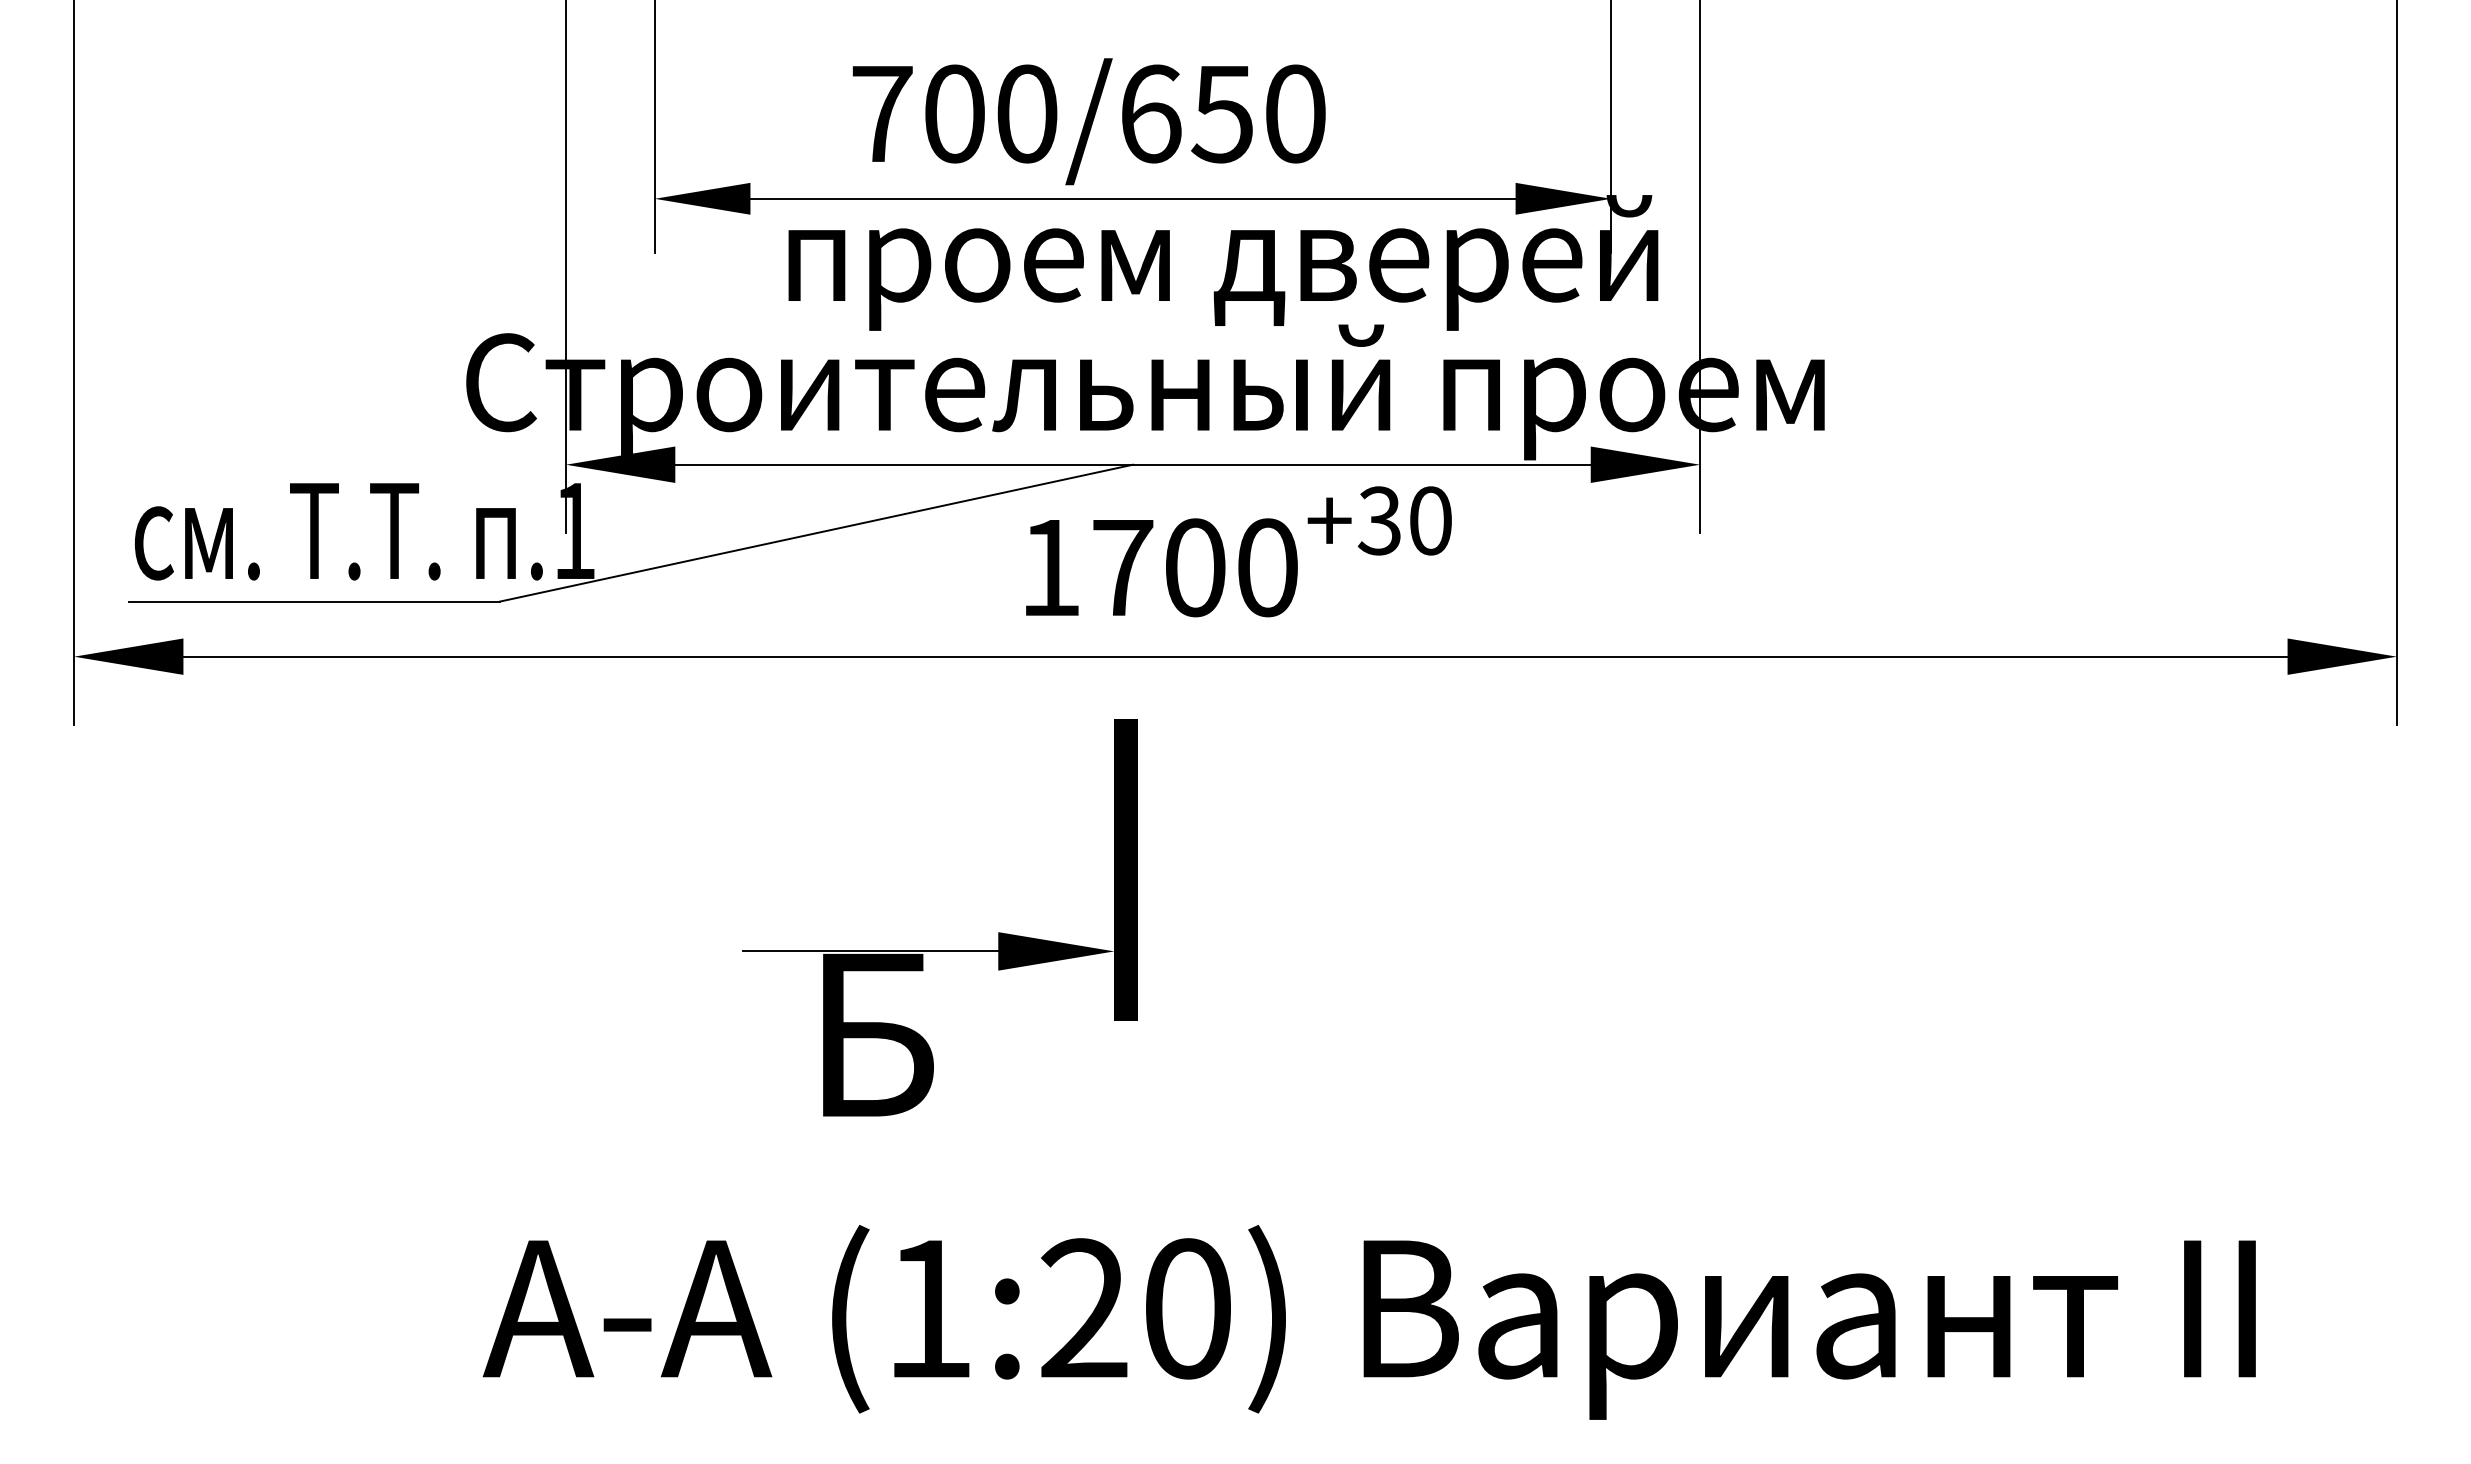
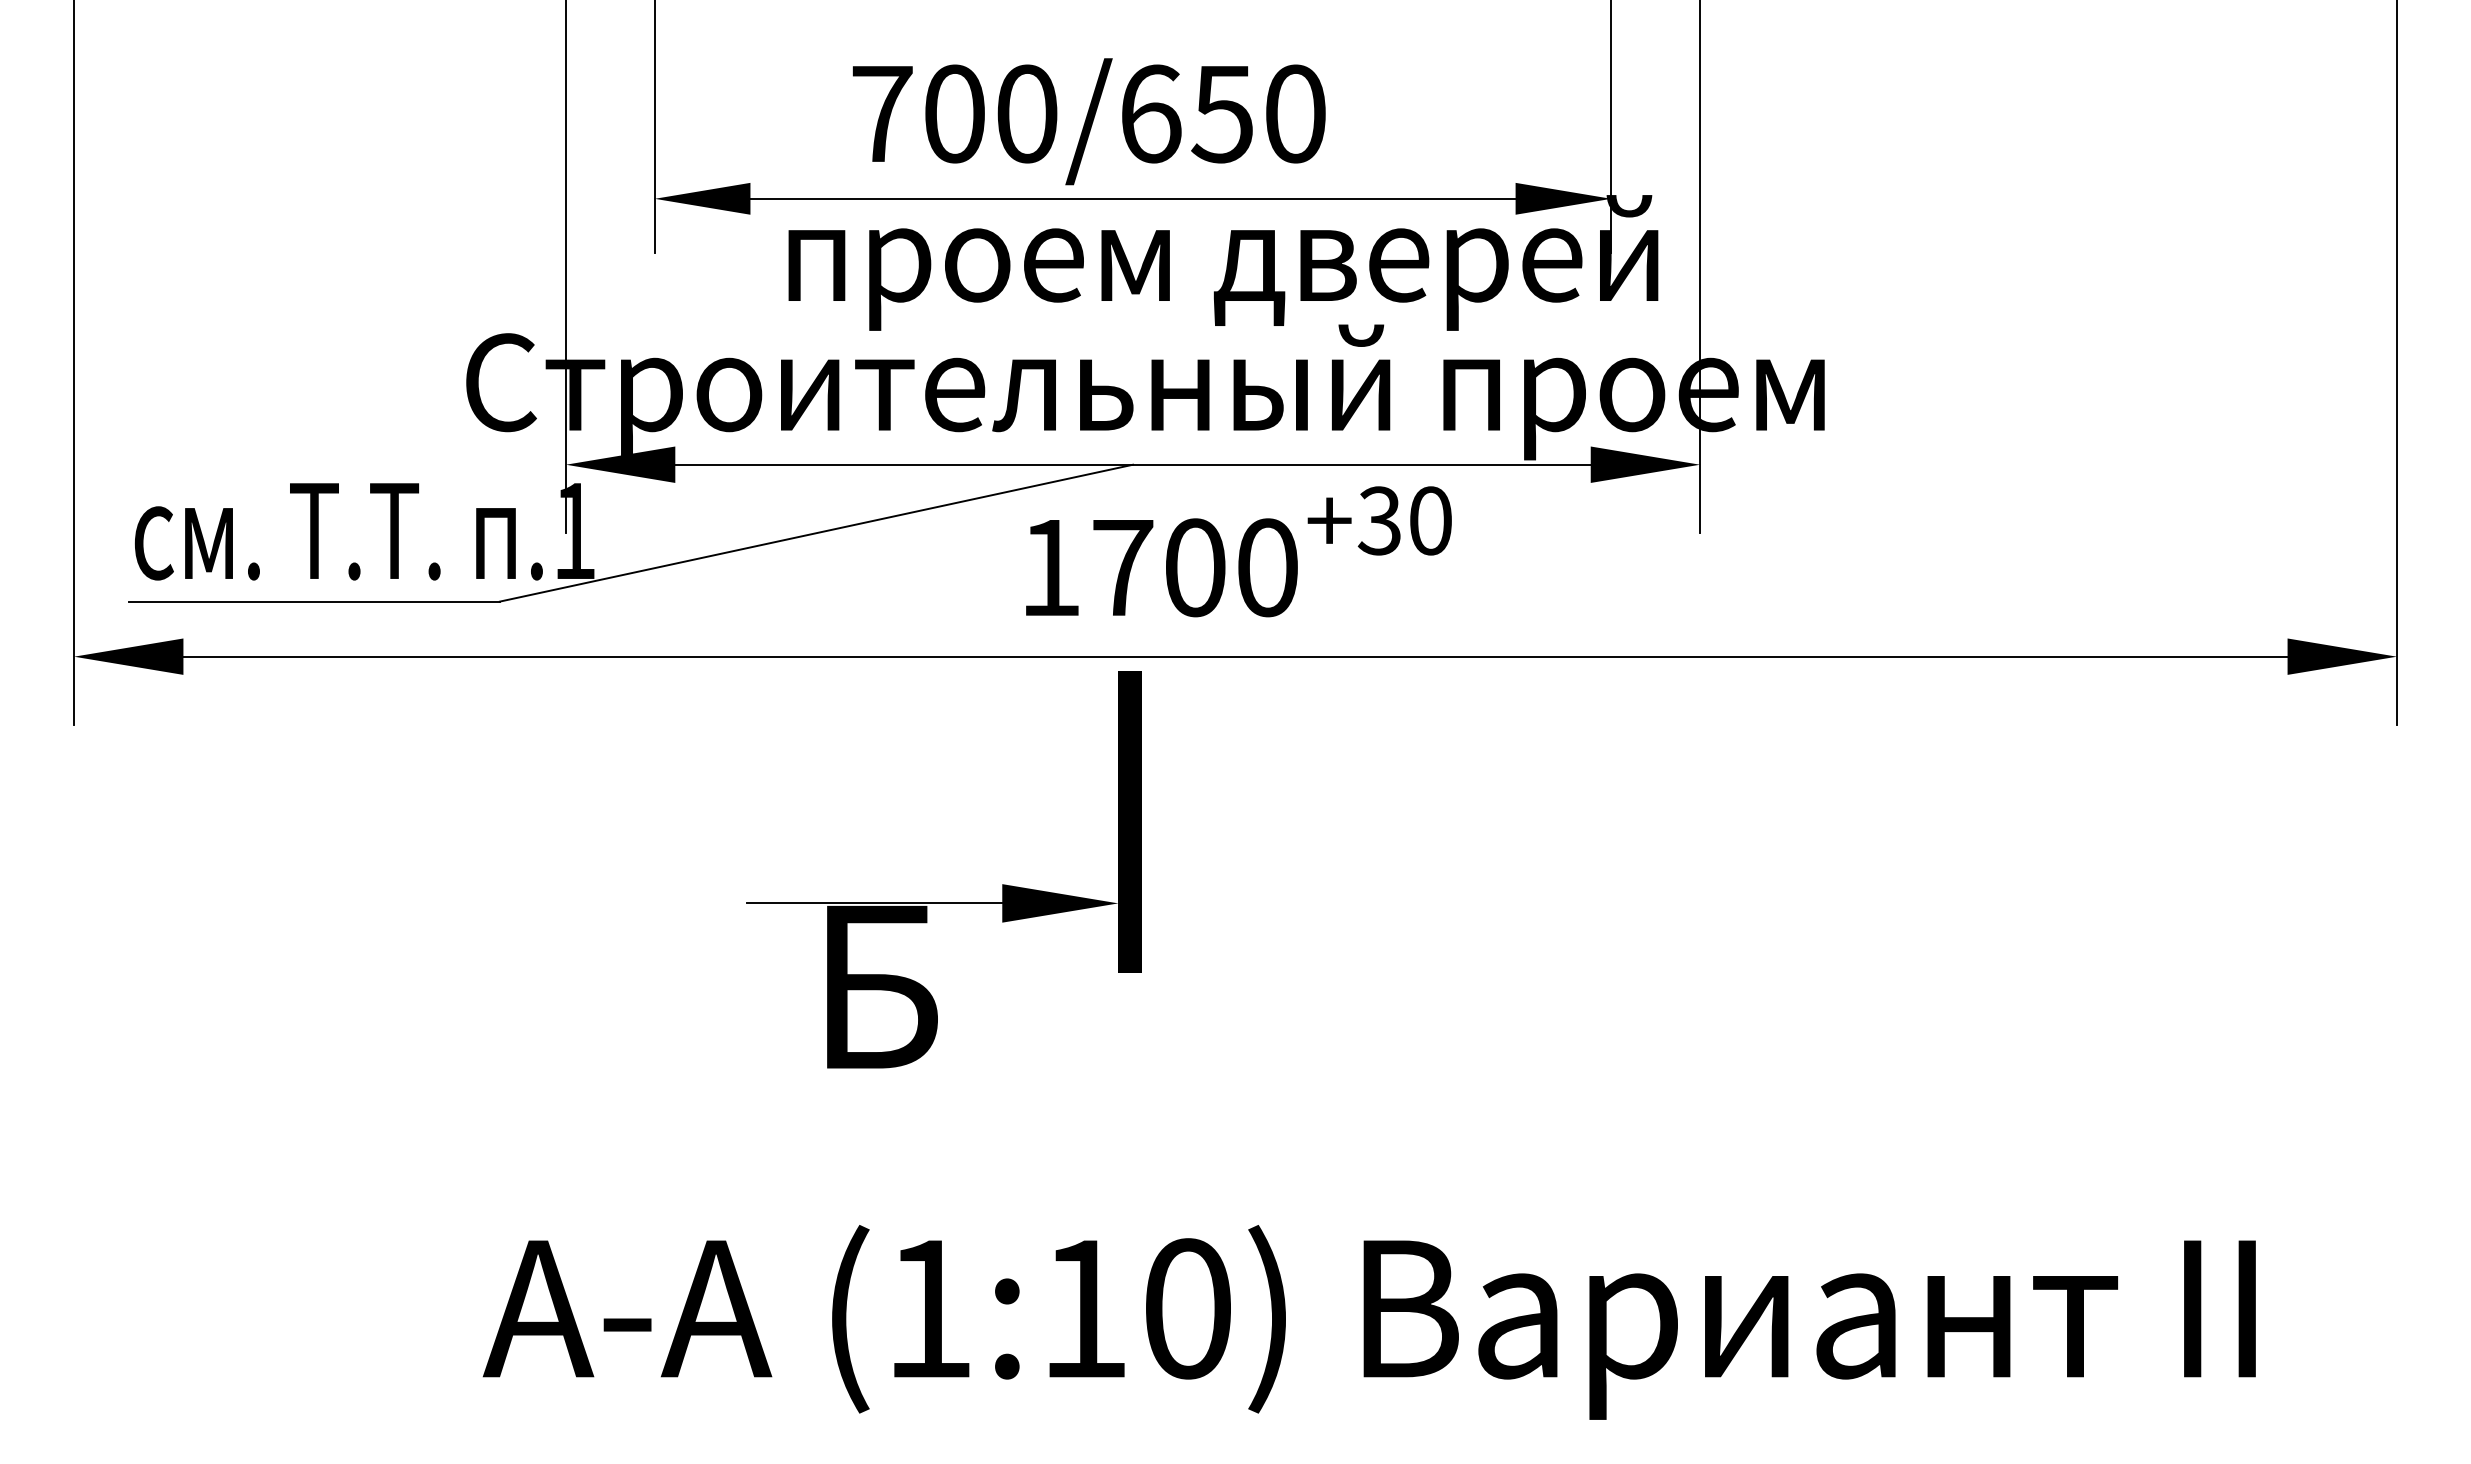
part position: (939, 950) -> (943, 902) (943, 902)
text: (1:20) -> (1:10) (1084, 1307)
